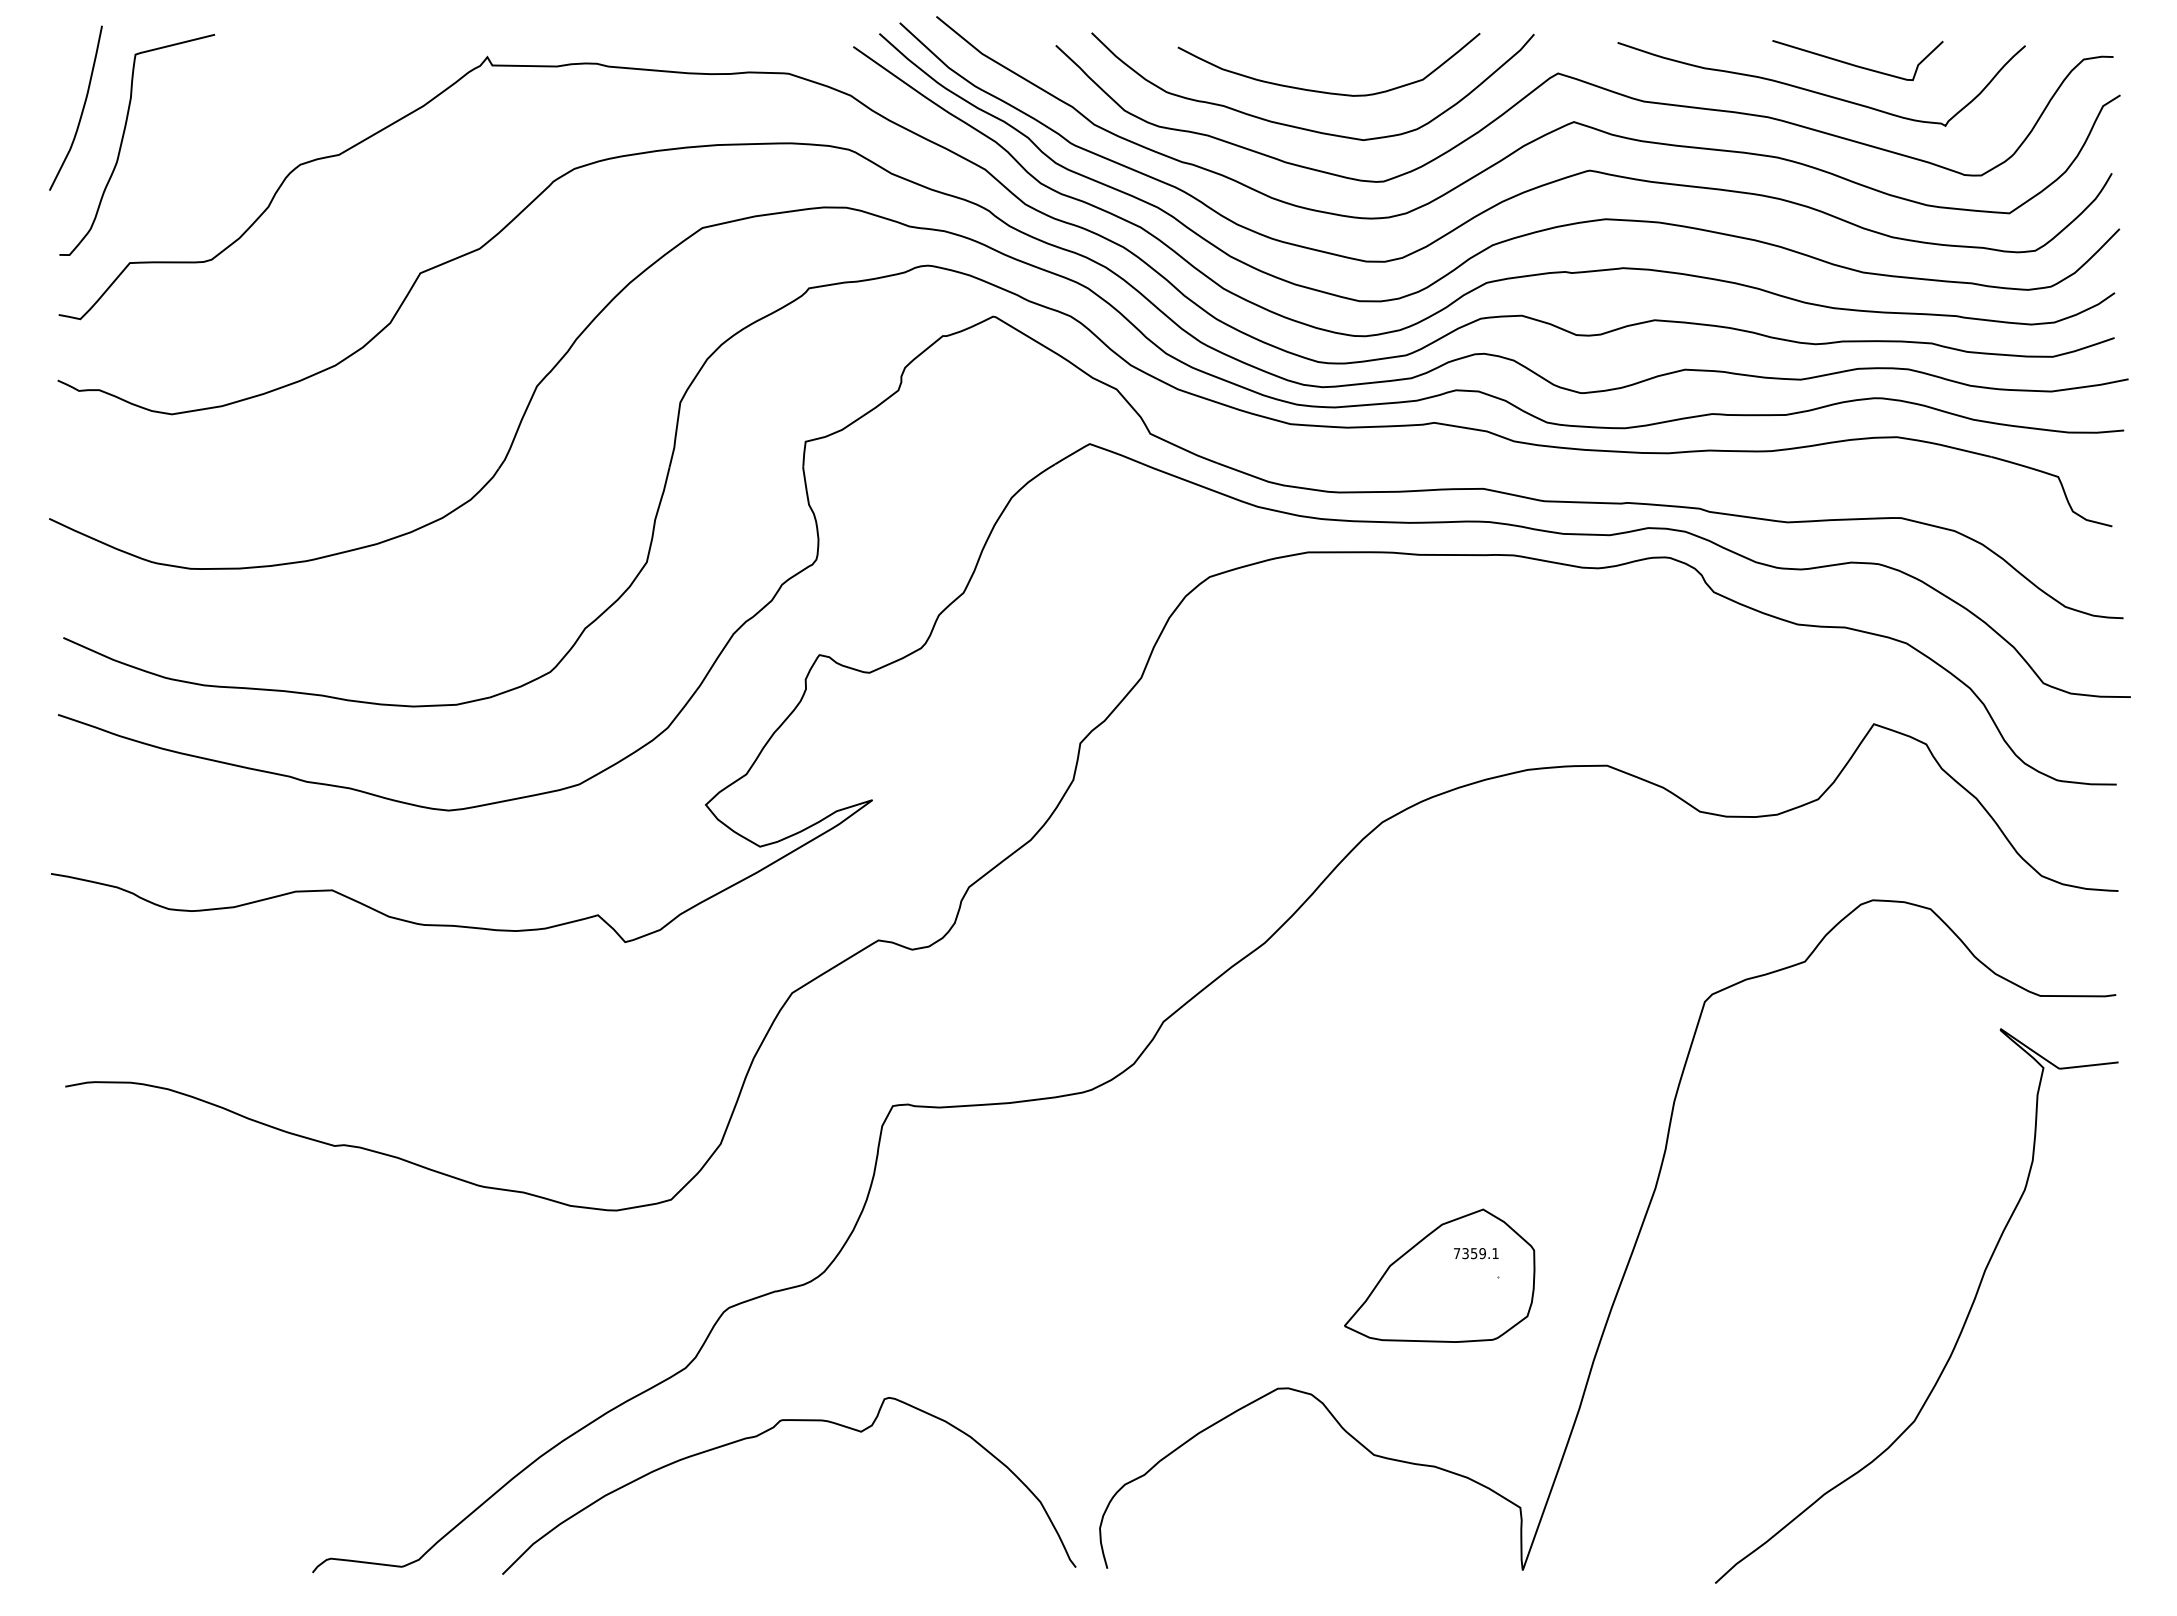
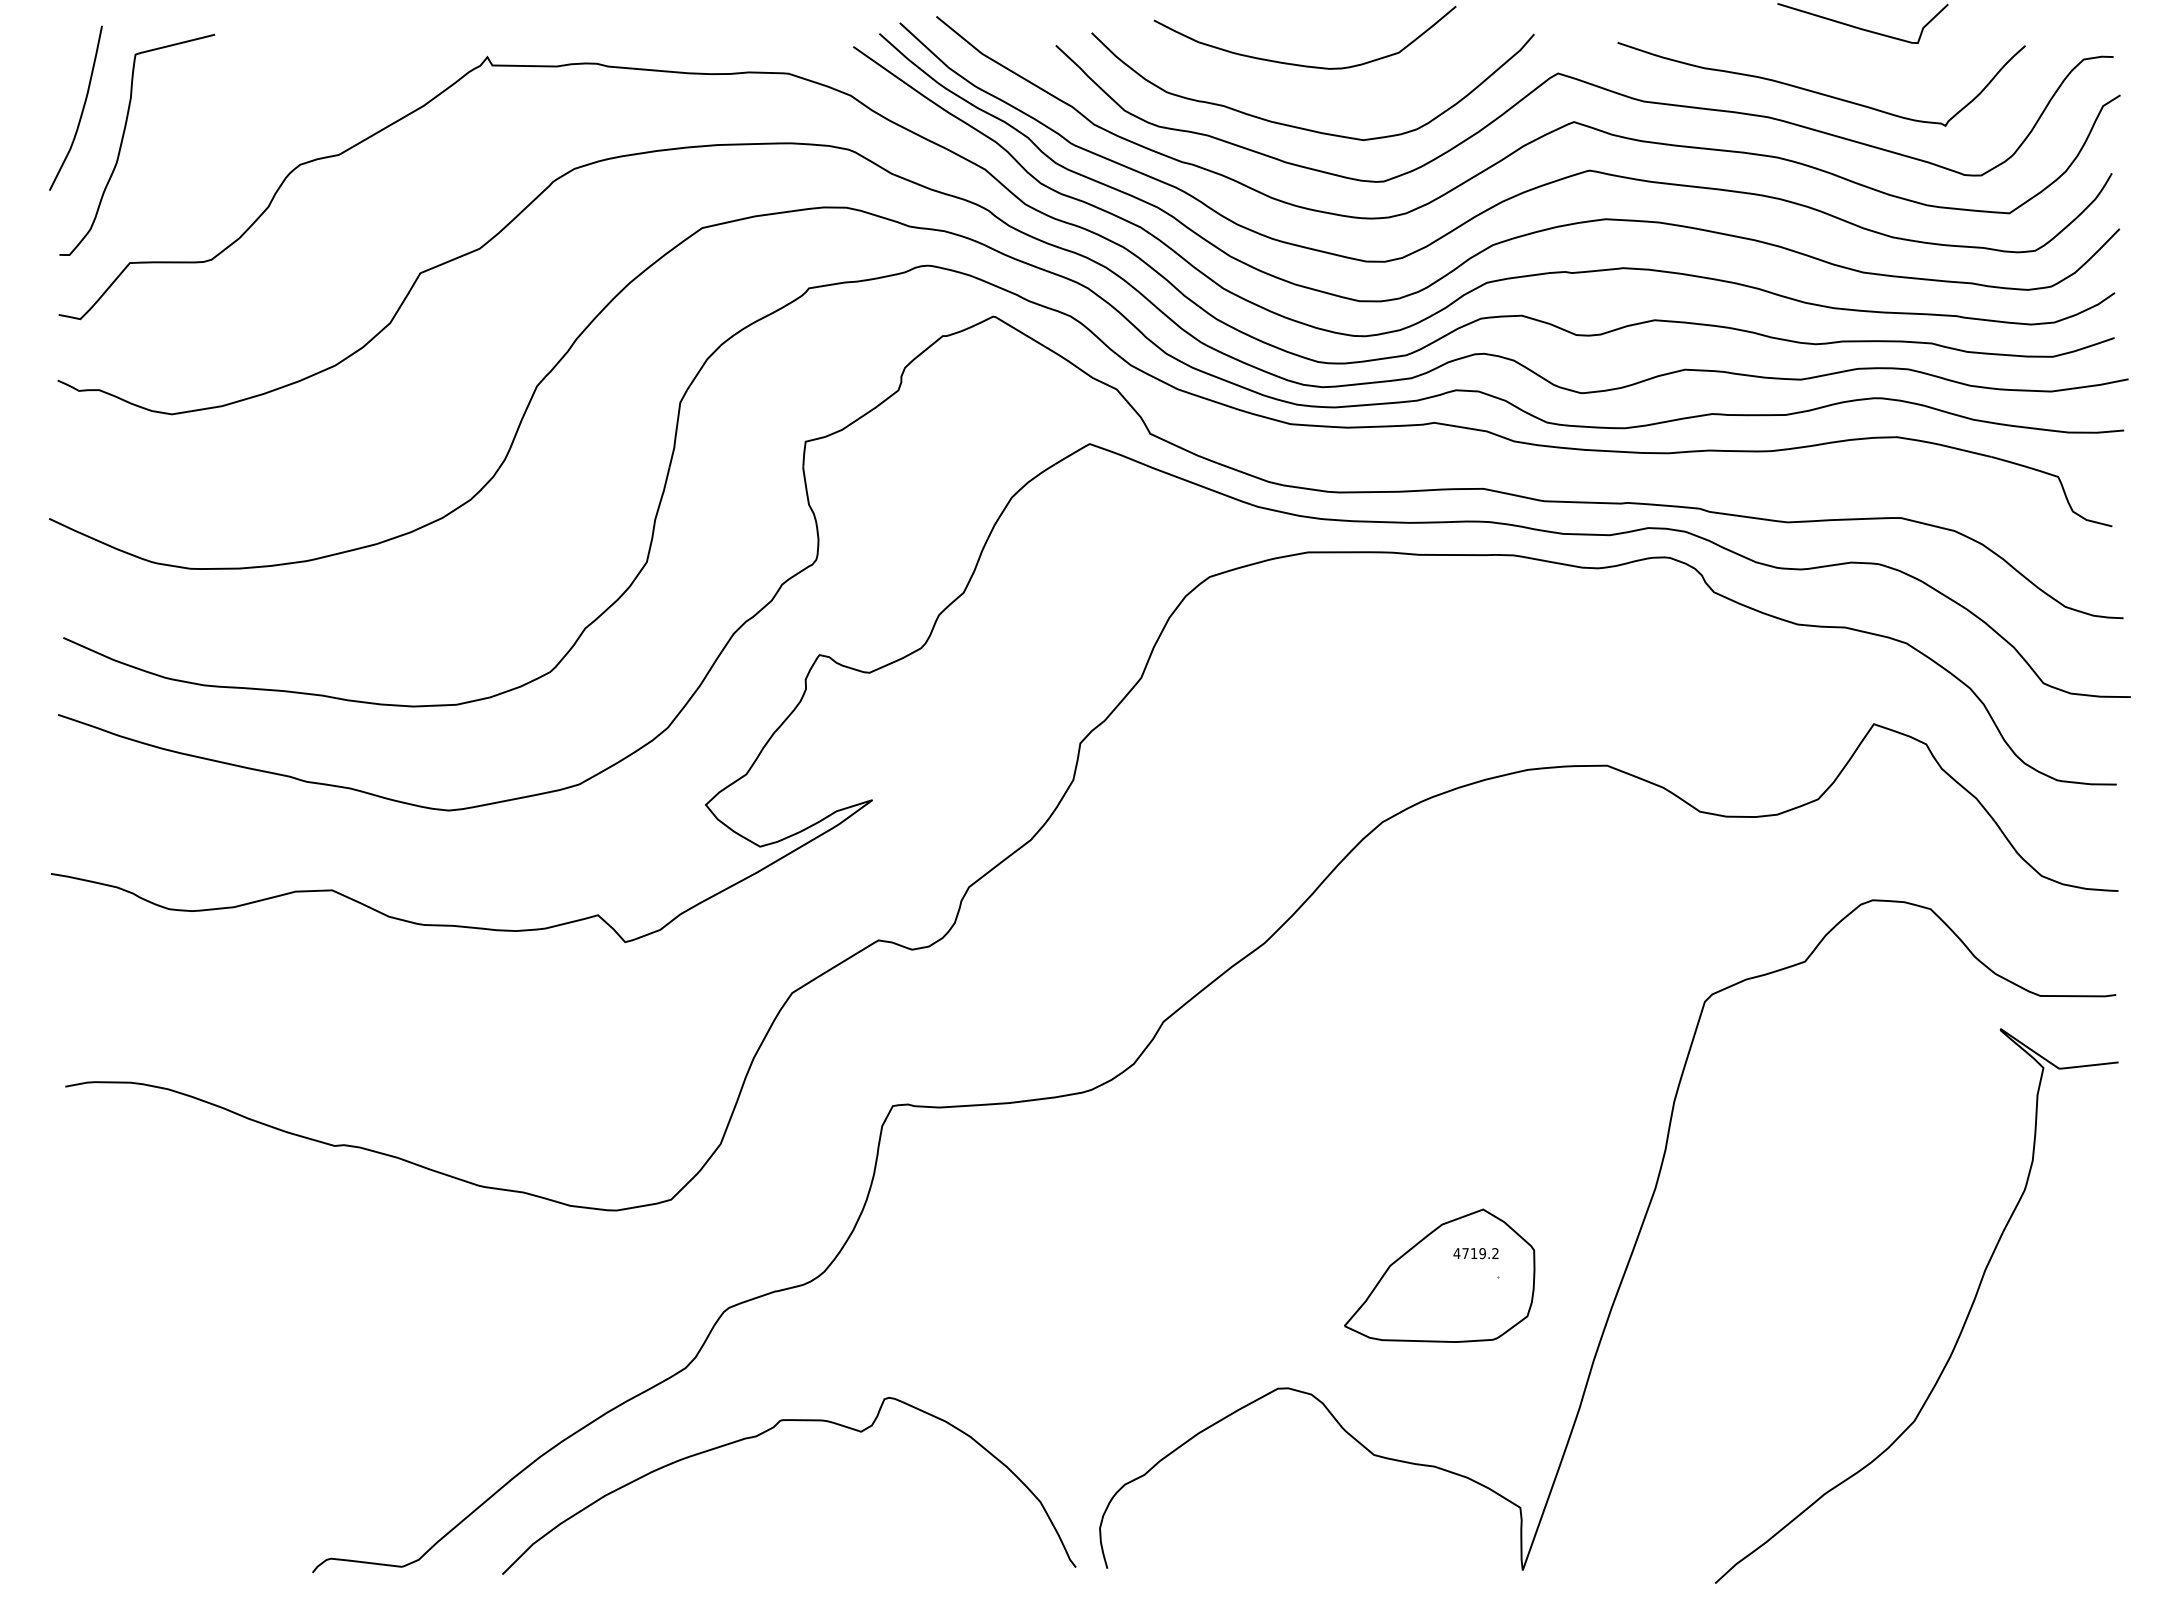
curve position: (1855, 64) -> (1860, 27) (1860, 27)
curve position: (1325, 91) -> (1301, 64) (1301, 64)
text: 7359.1 -> 4719.2 (1475, 1253)
